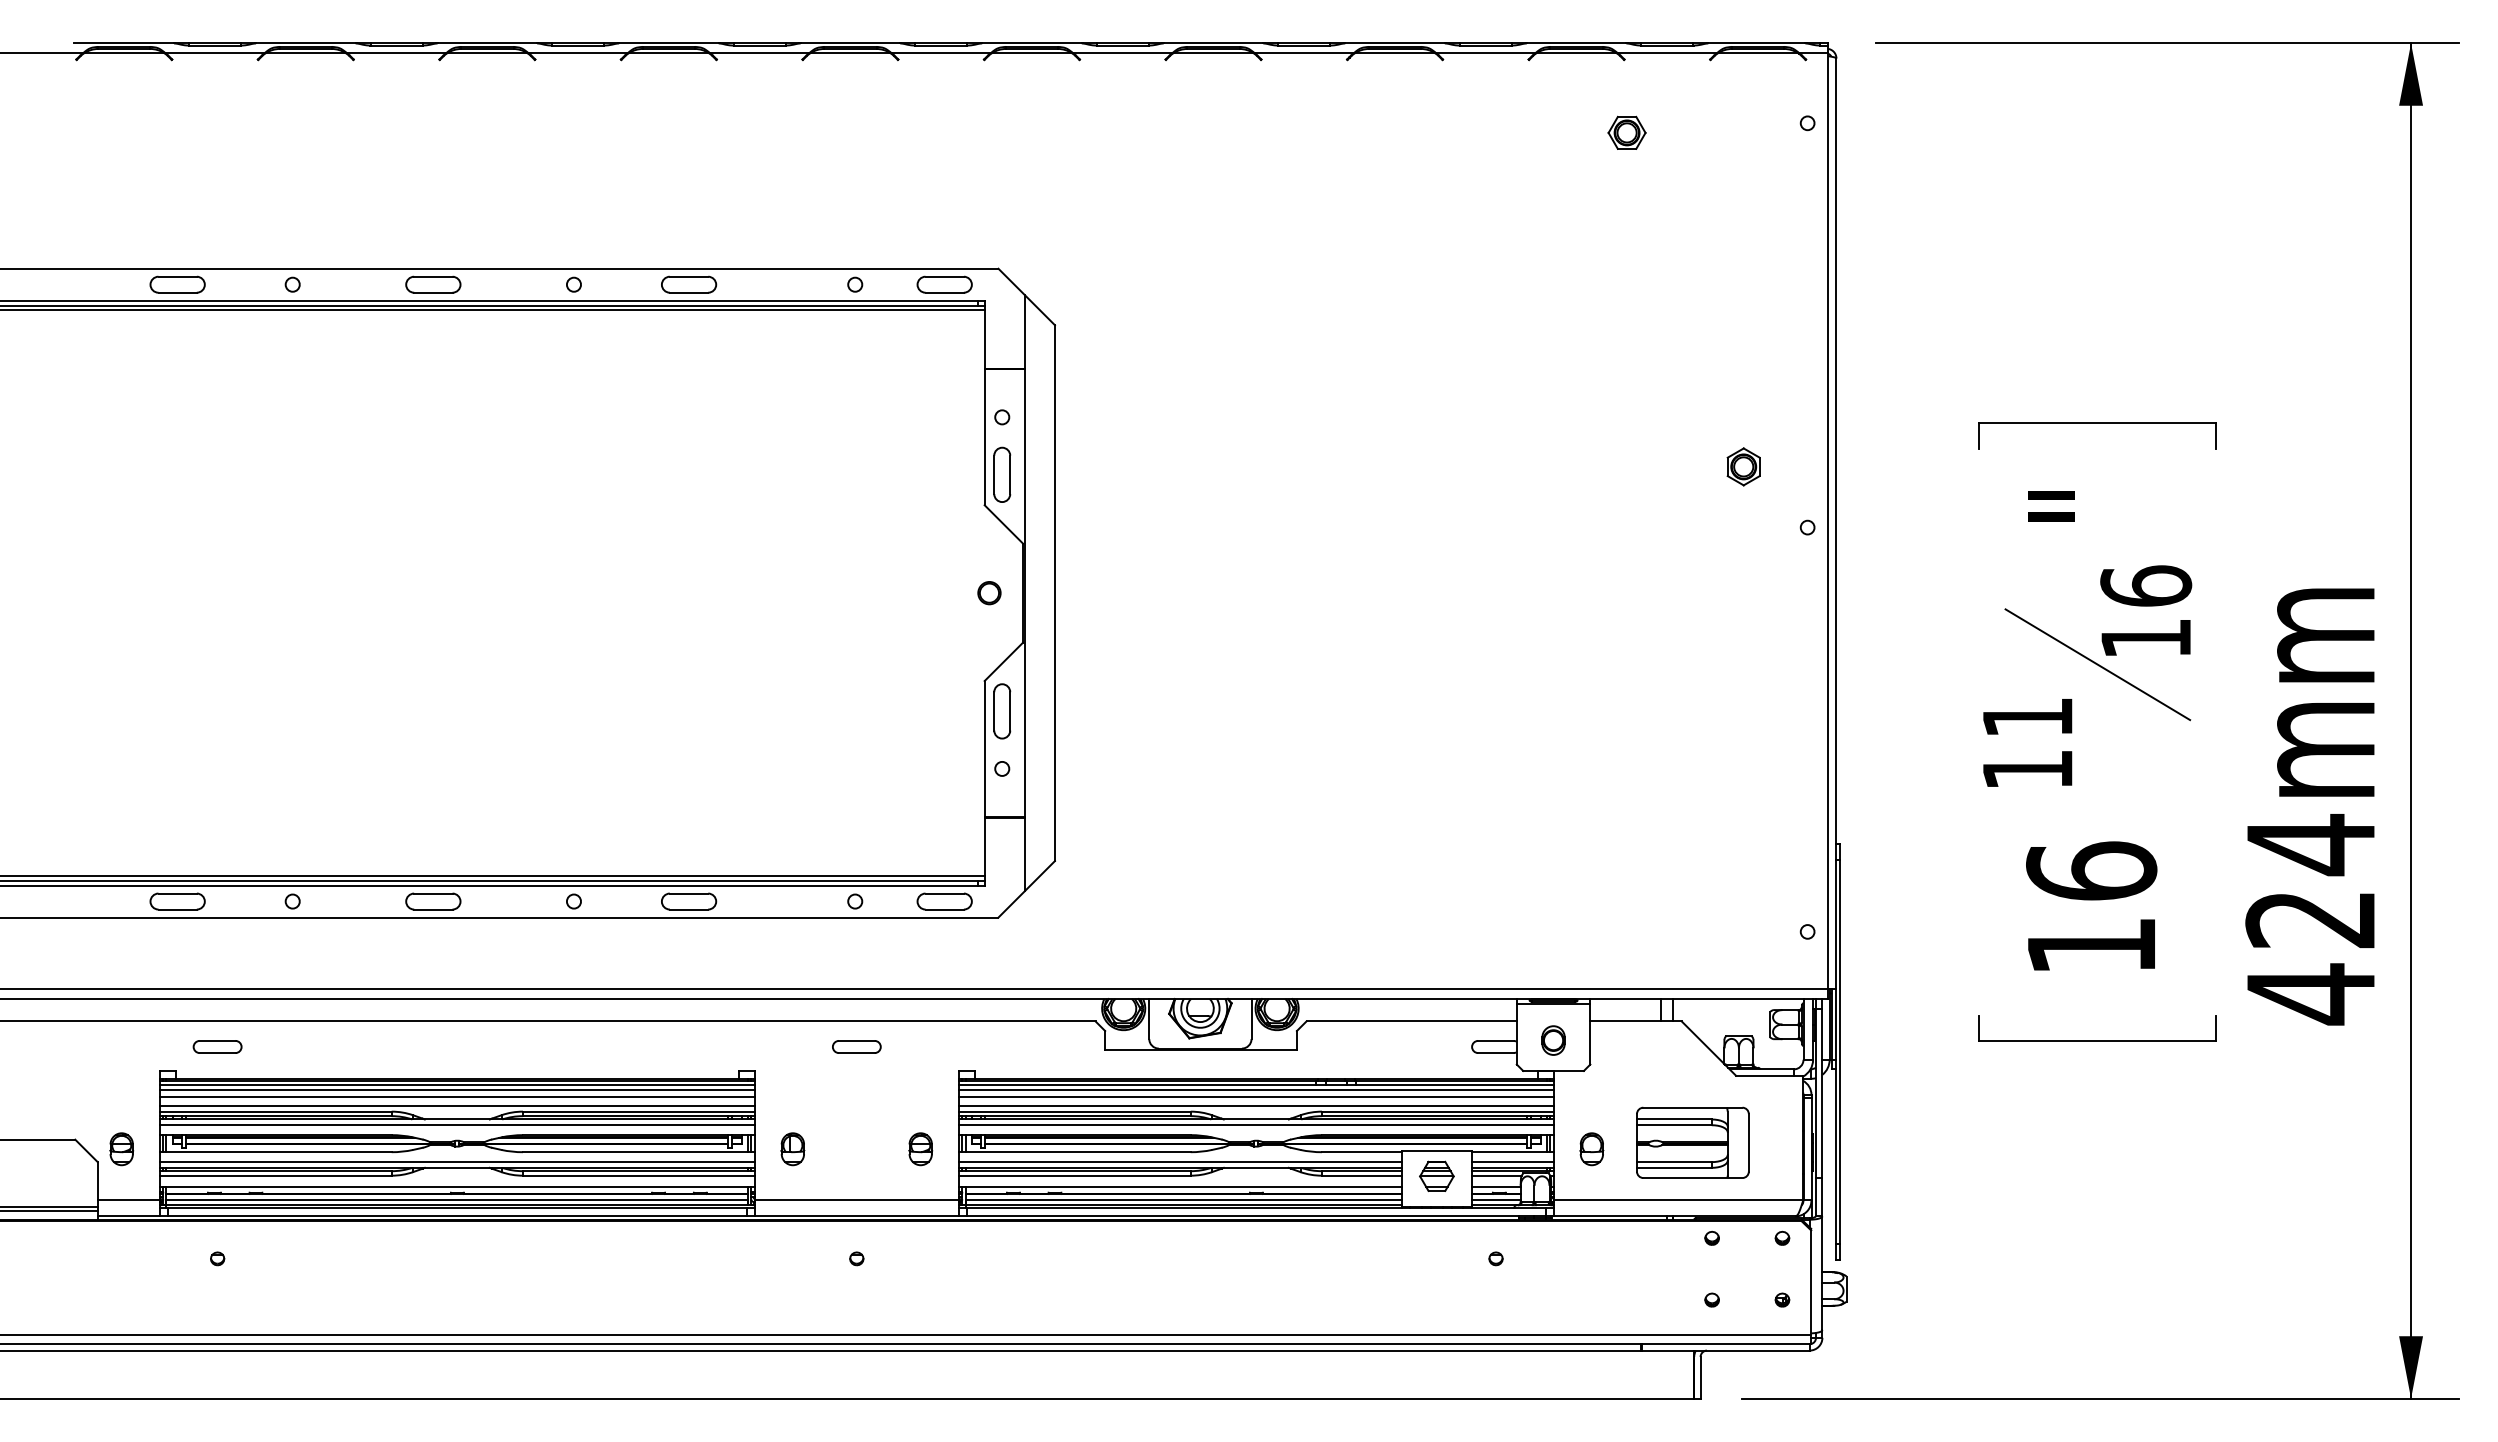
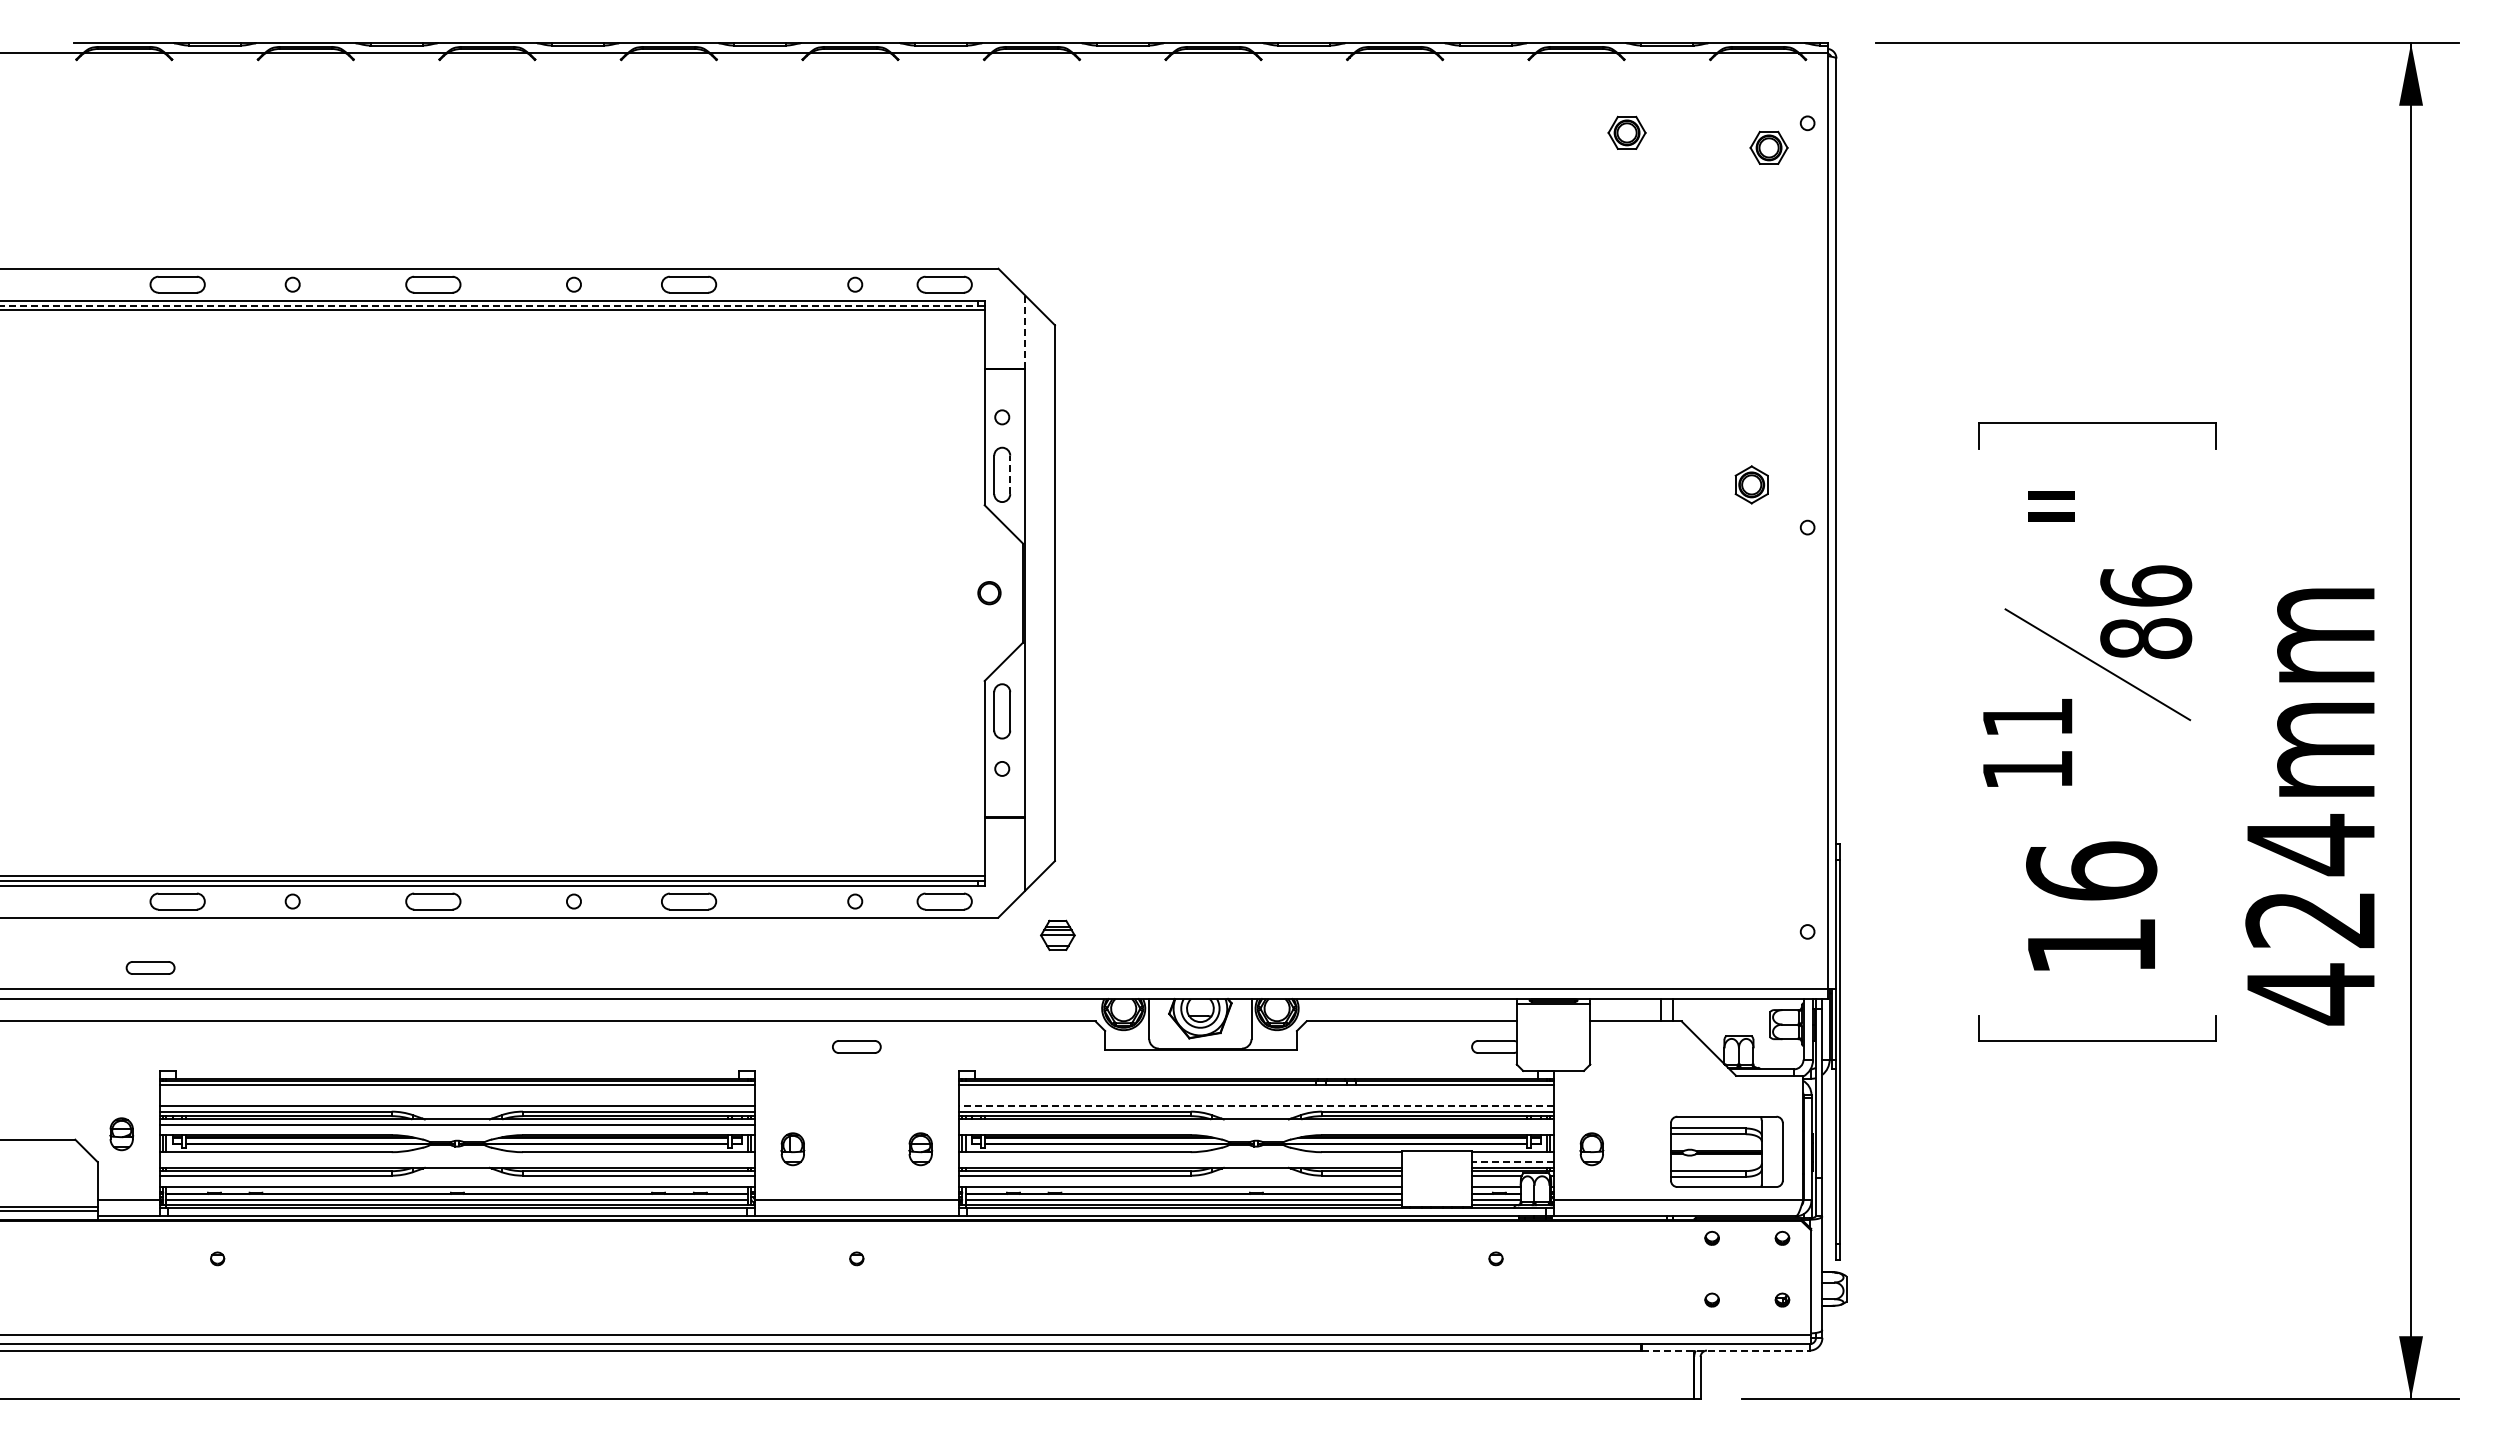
part: none -> present (1768, 147)
line: solid -> dashed (489, 305)
line: solid -> dashed (1024, 331)
part position: (1743, 466) -> (1751, 484) (1751, 484)
line: solid -> dashed (1010, 474)
text: 16 -> 86 (2146, 638)
part: present -> none (1553, 1040)
part position: (217, 1046) -> (150, 967) (150, 967)
line: present -> none (457, 1090)
line: present -> none (1256, 1090)
line: present -> none (457, 1096)
line: present -> none (1256, 1096)
line: solid -> dashed (1255, 1106)
line: present -> none (1256, 1125)
part position: (1692, 1142) -> (1726, 1151) (1726, 1151)
part position: (121, 1149) -> (121, 1134) (121, 1134)
line: present -> none (457, 1162)
line: present -> none (1180, 1162)
line: solid -> dashed (1512, 1162)
part position: (1436, 1175) -> (1057, 934) (1057, 934)
line: solid -> dashed (1726, 1350)
